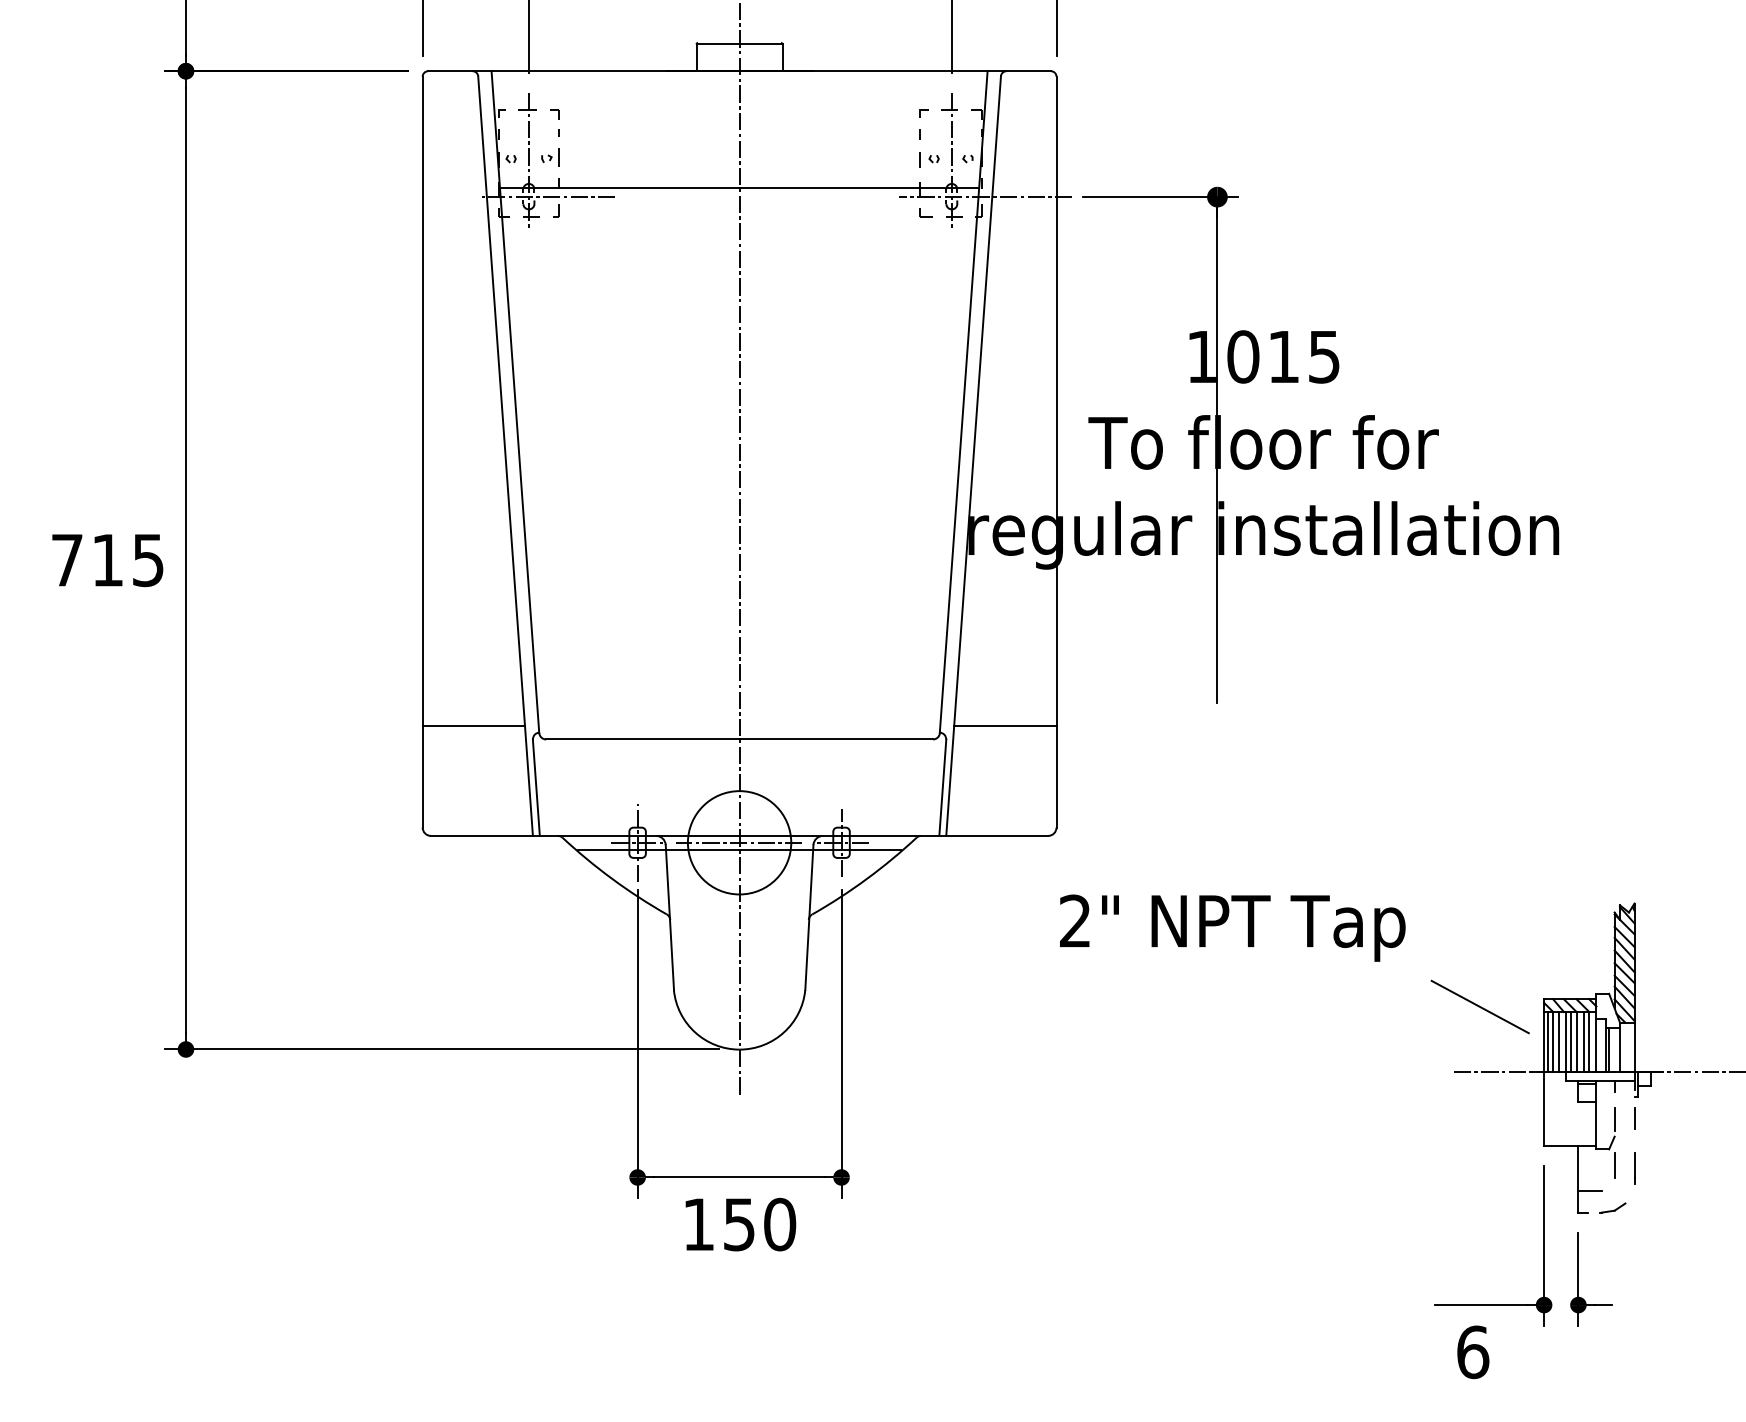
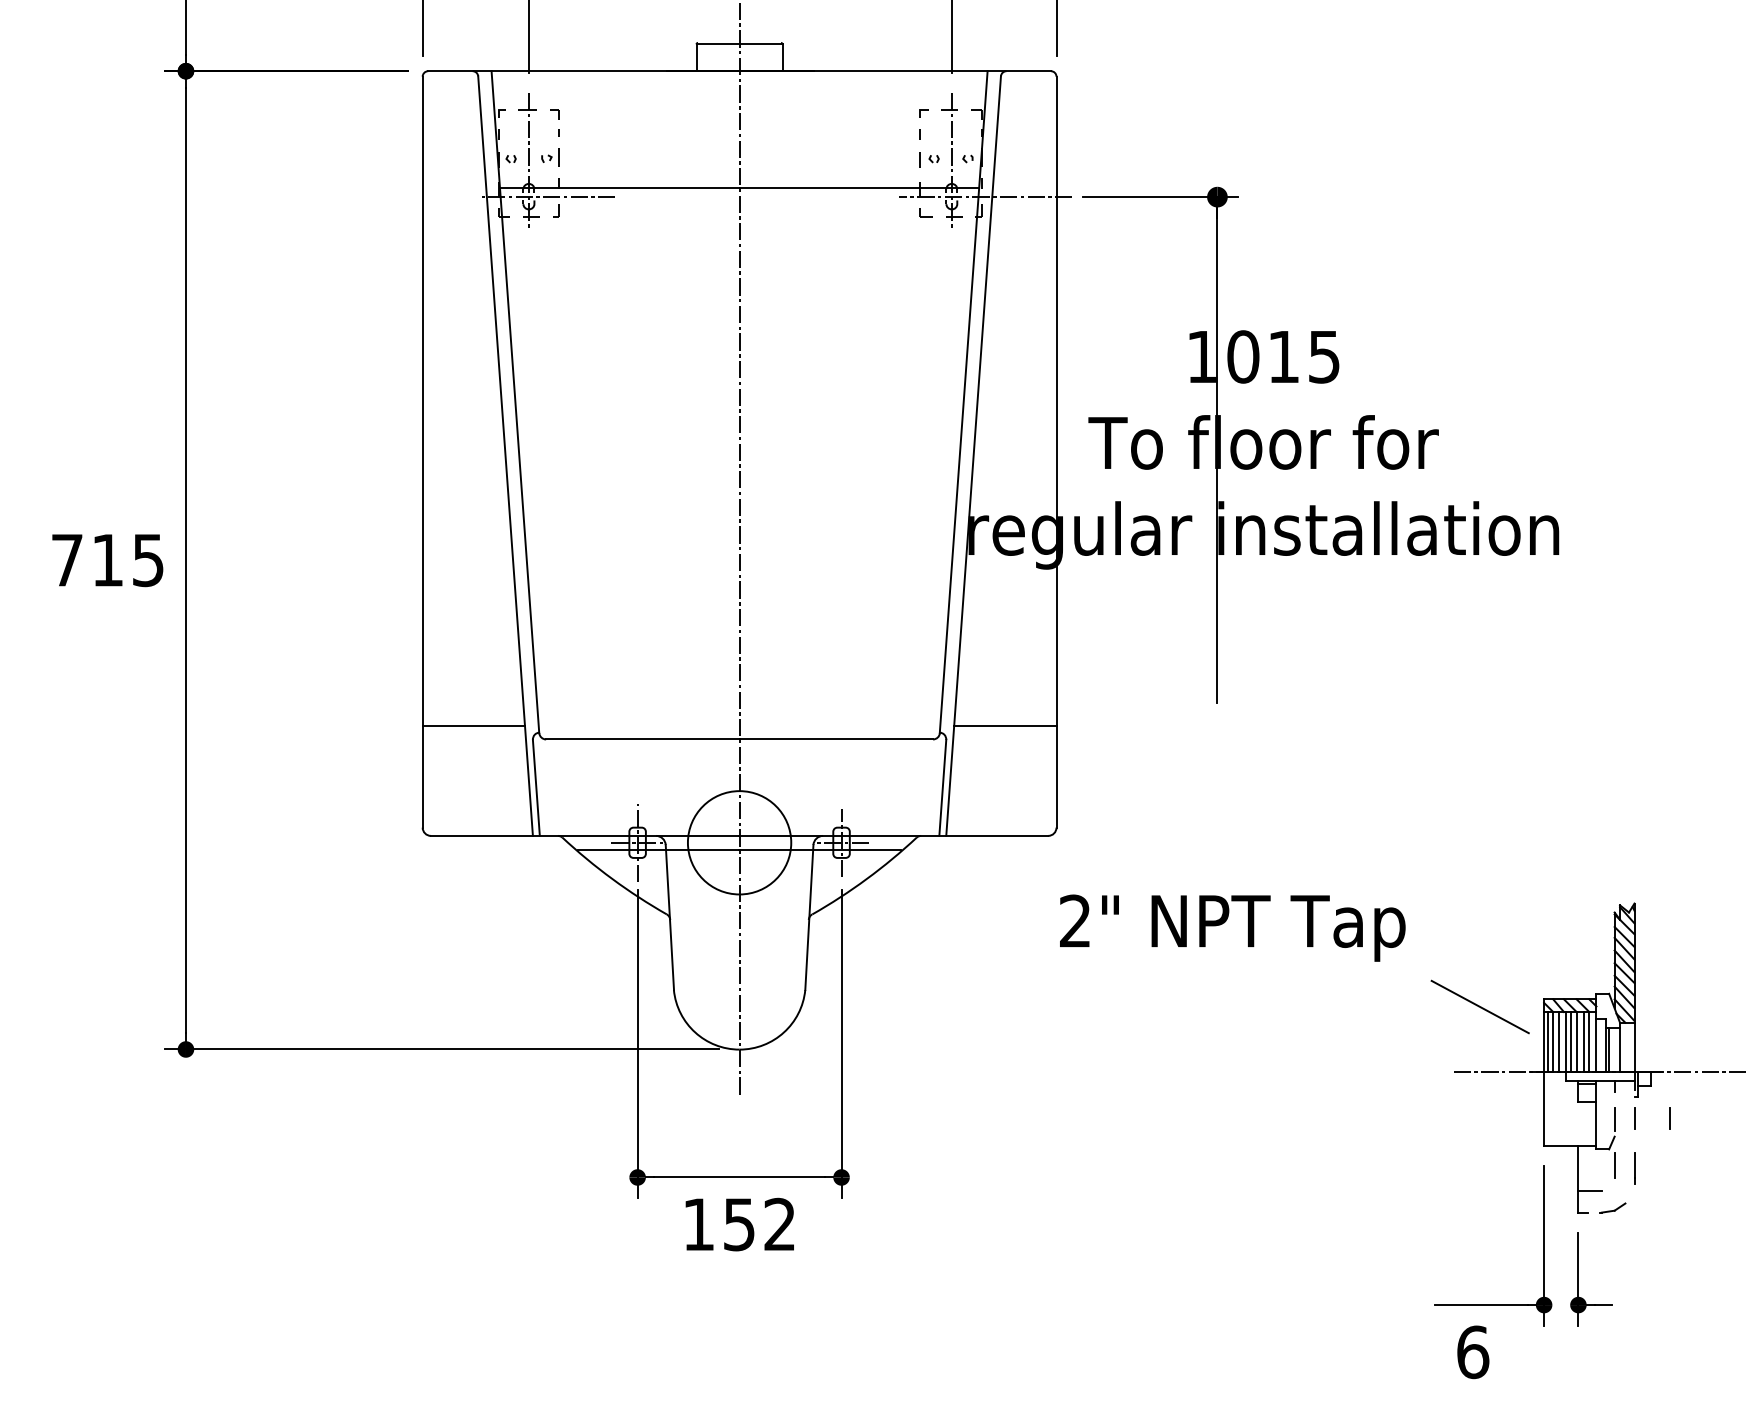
line: present -> none (739, 842)
line: none -> present (1669, 1118)
text: 150 -> 152 (780, 1224)
